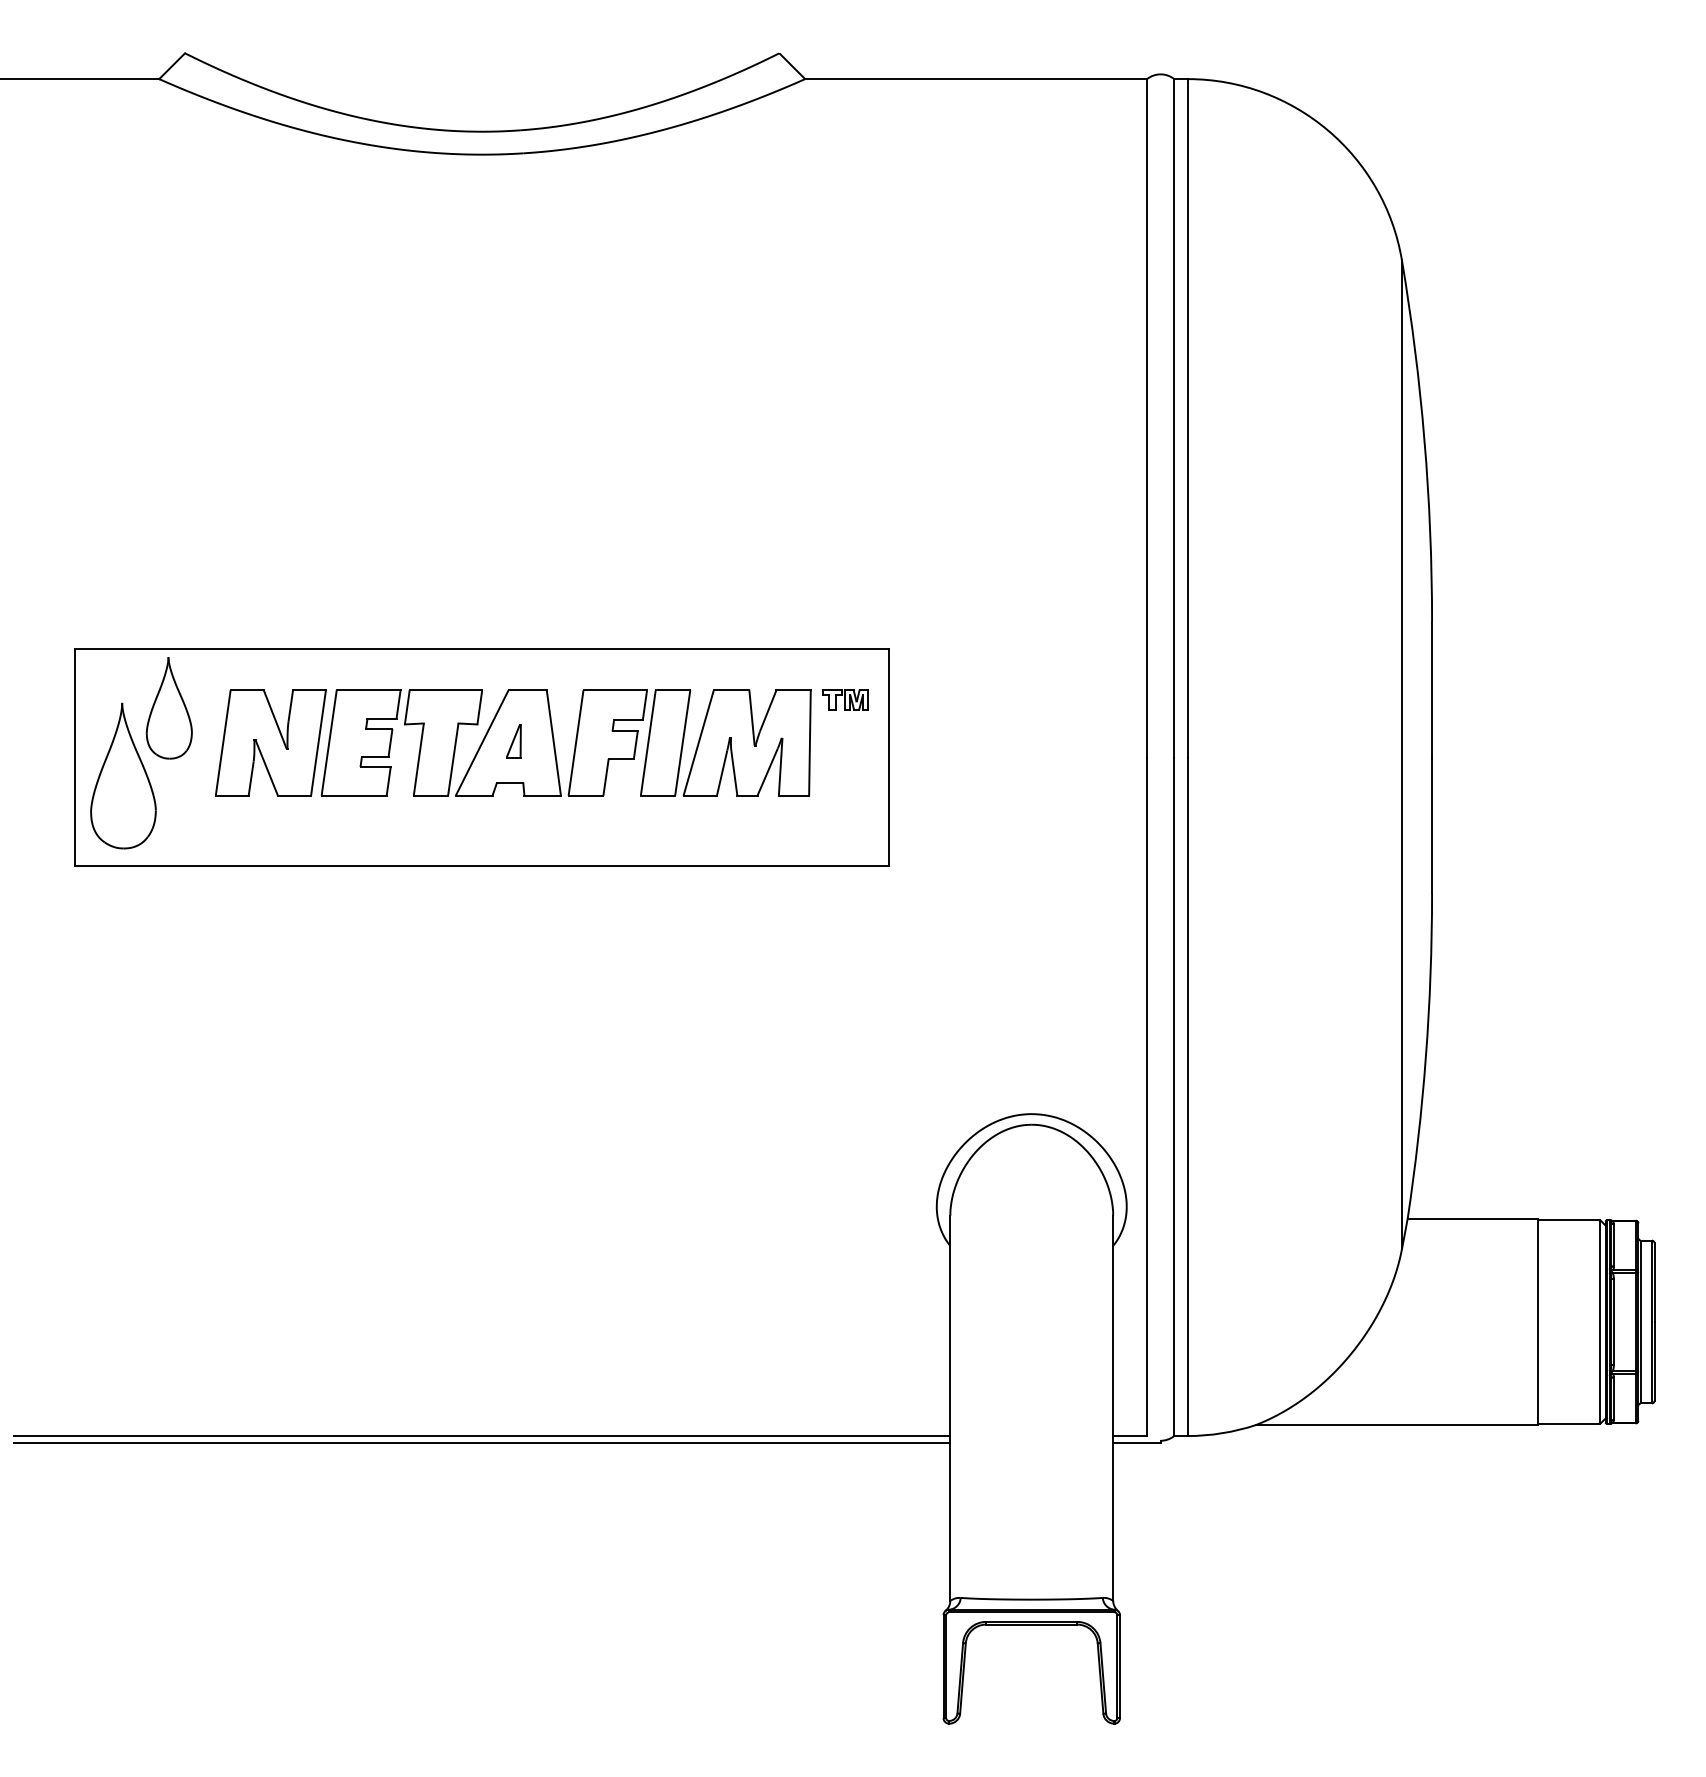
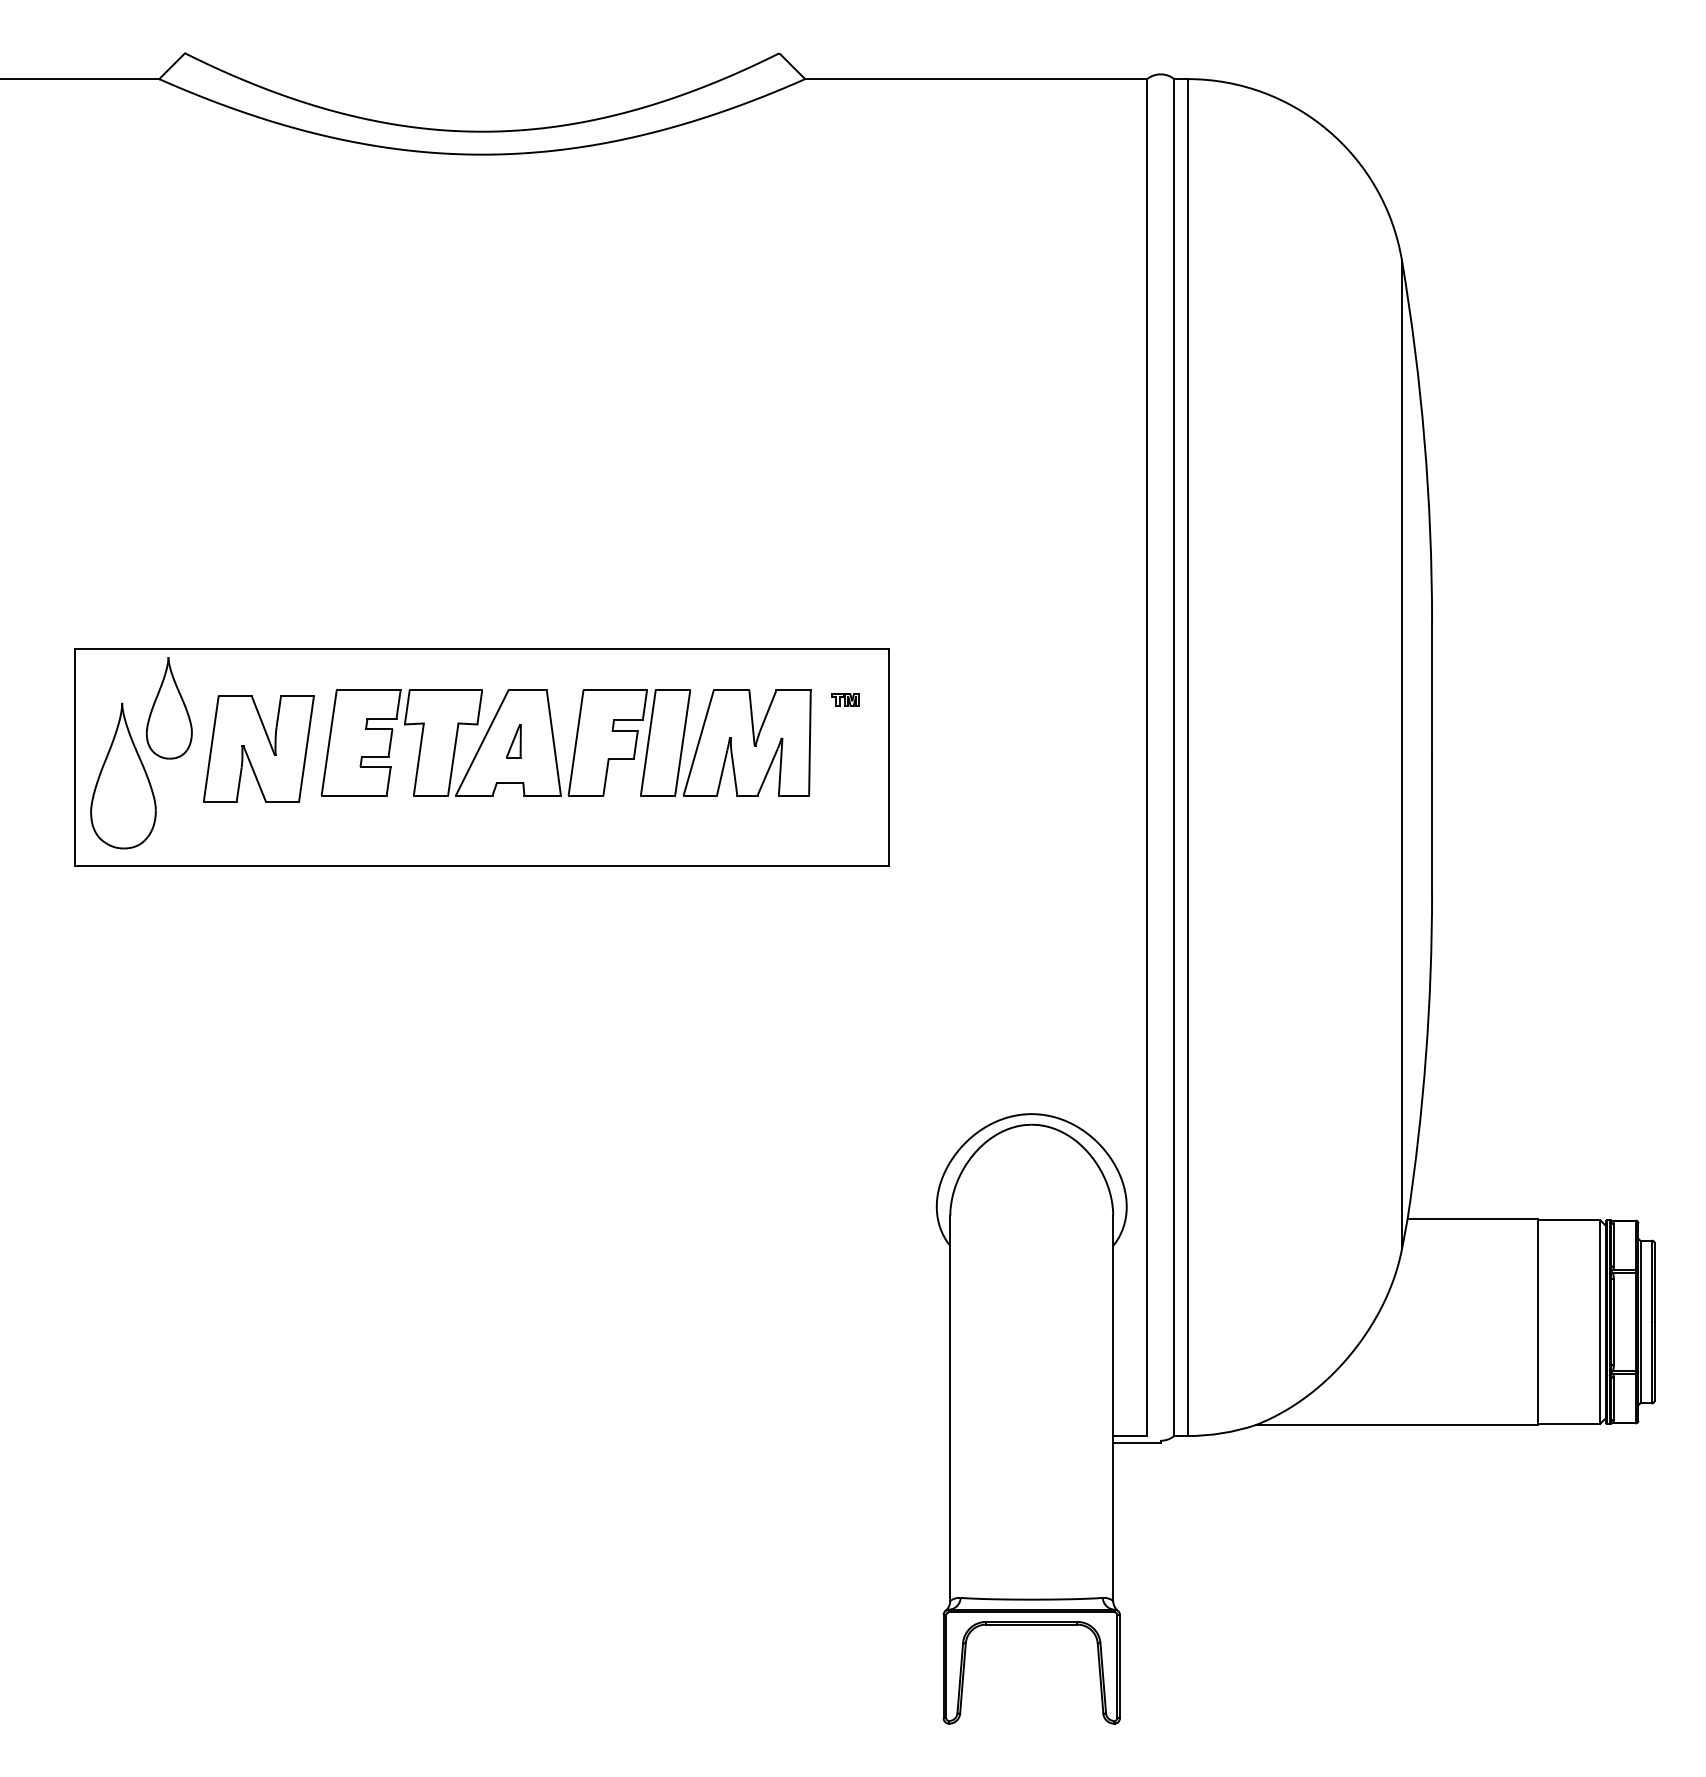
part size: 47x22 px -> 29x14 px (845, 699)
part position: (270, 742) -> (258, 748) (258, 748)
line: present -> none (482, 1435)
line: present -> none (482, 1442)
